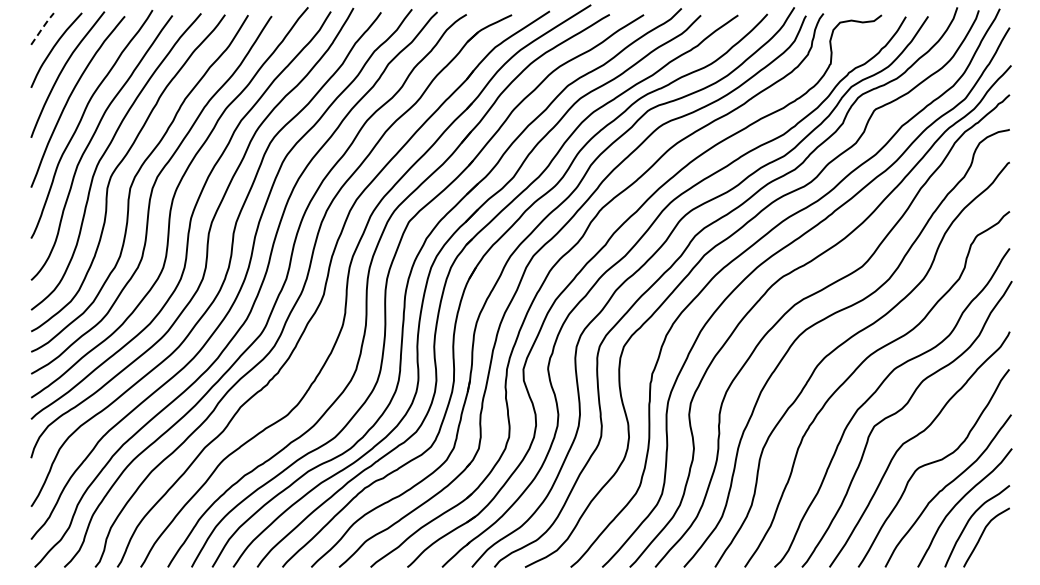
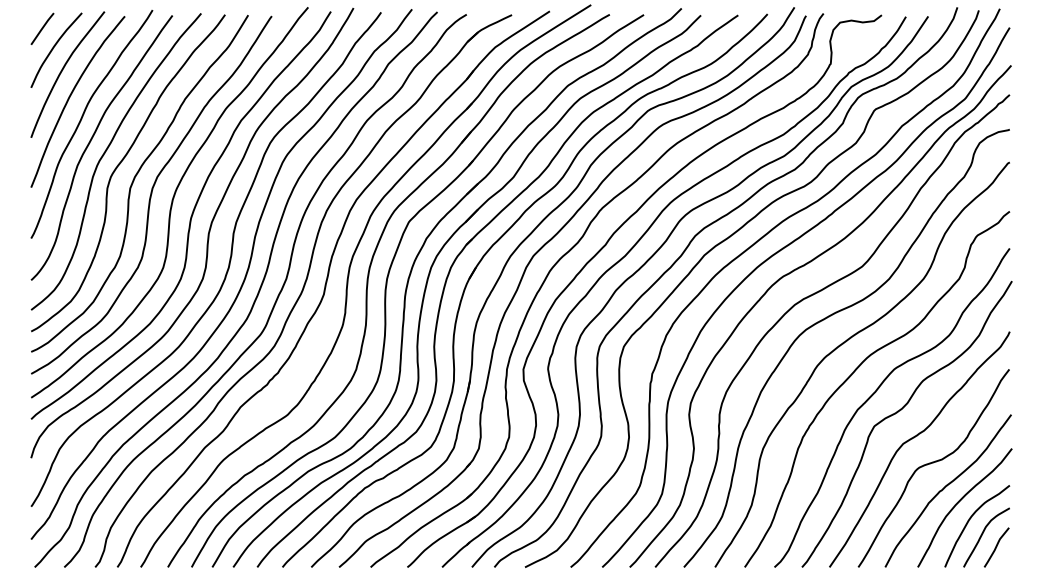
line: dashed -> solid (42, 28)
curve: none -> present (996, 547)
